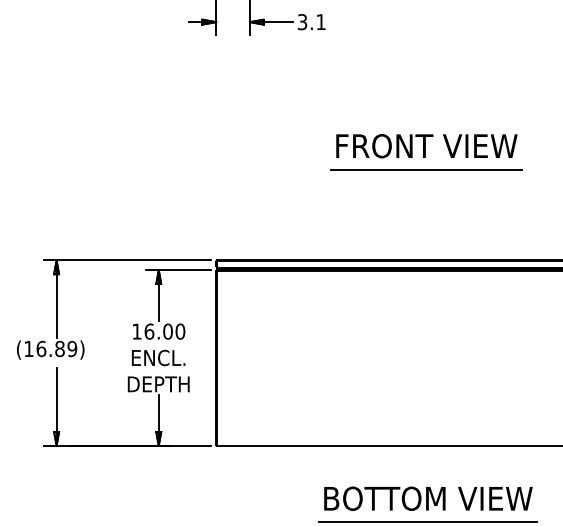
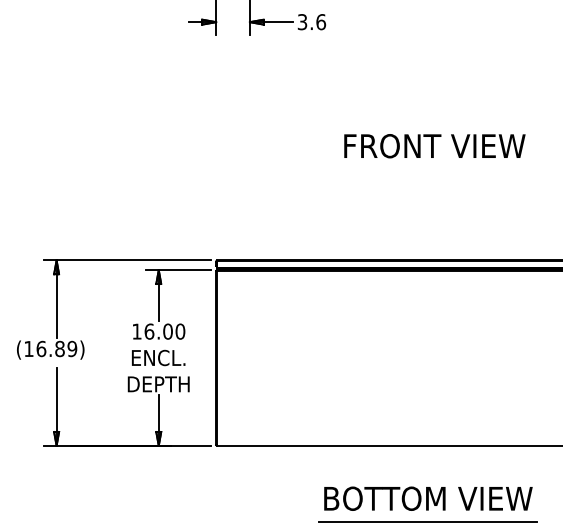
text: 3.1 -> 3.6 (321, 22)
text position: (426, 146) -> (434, 146) (434, 146)
line: present -> none (426, 169)
